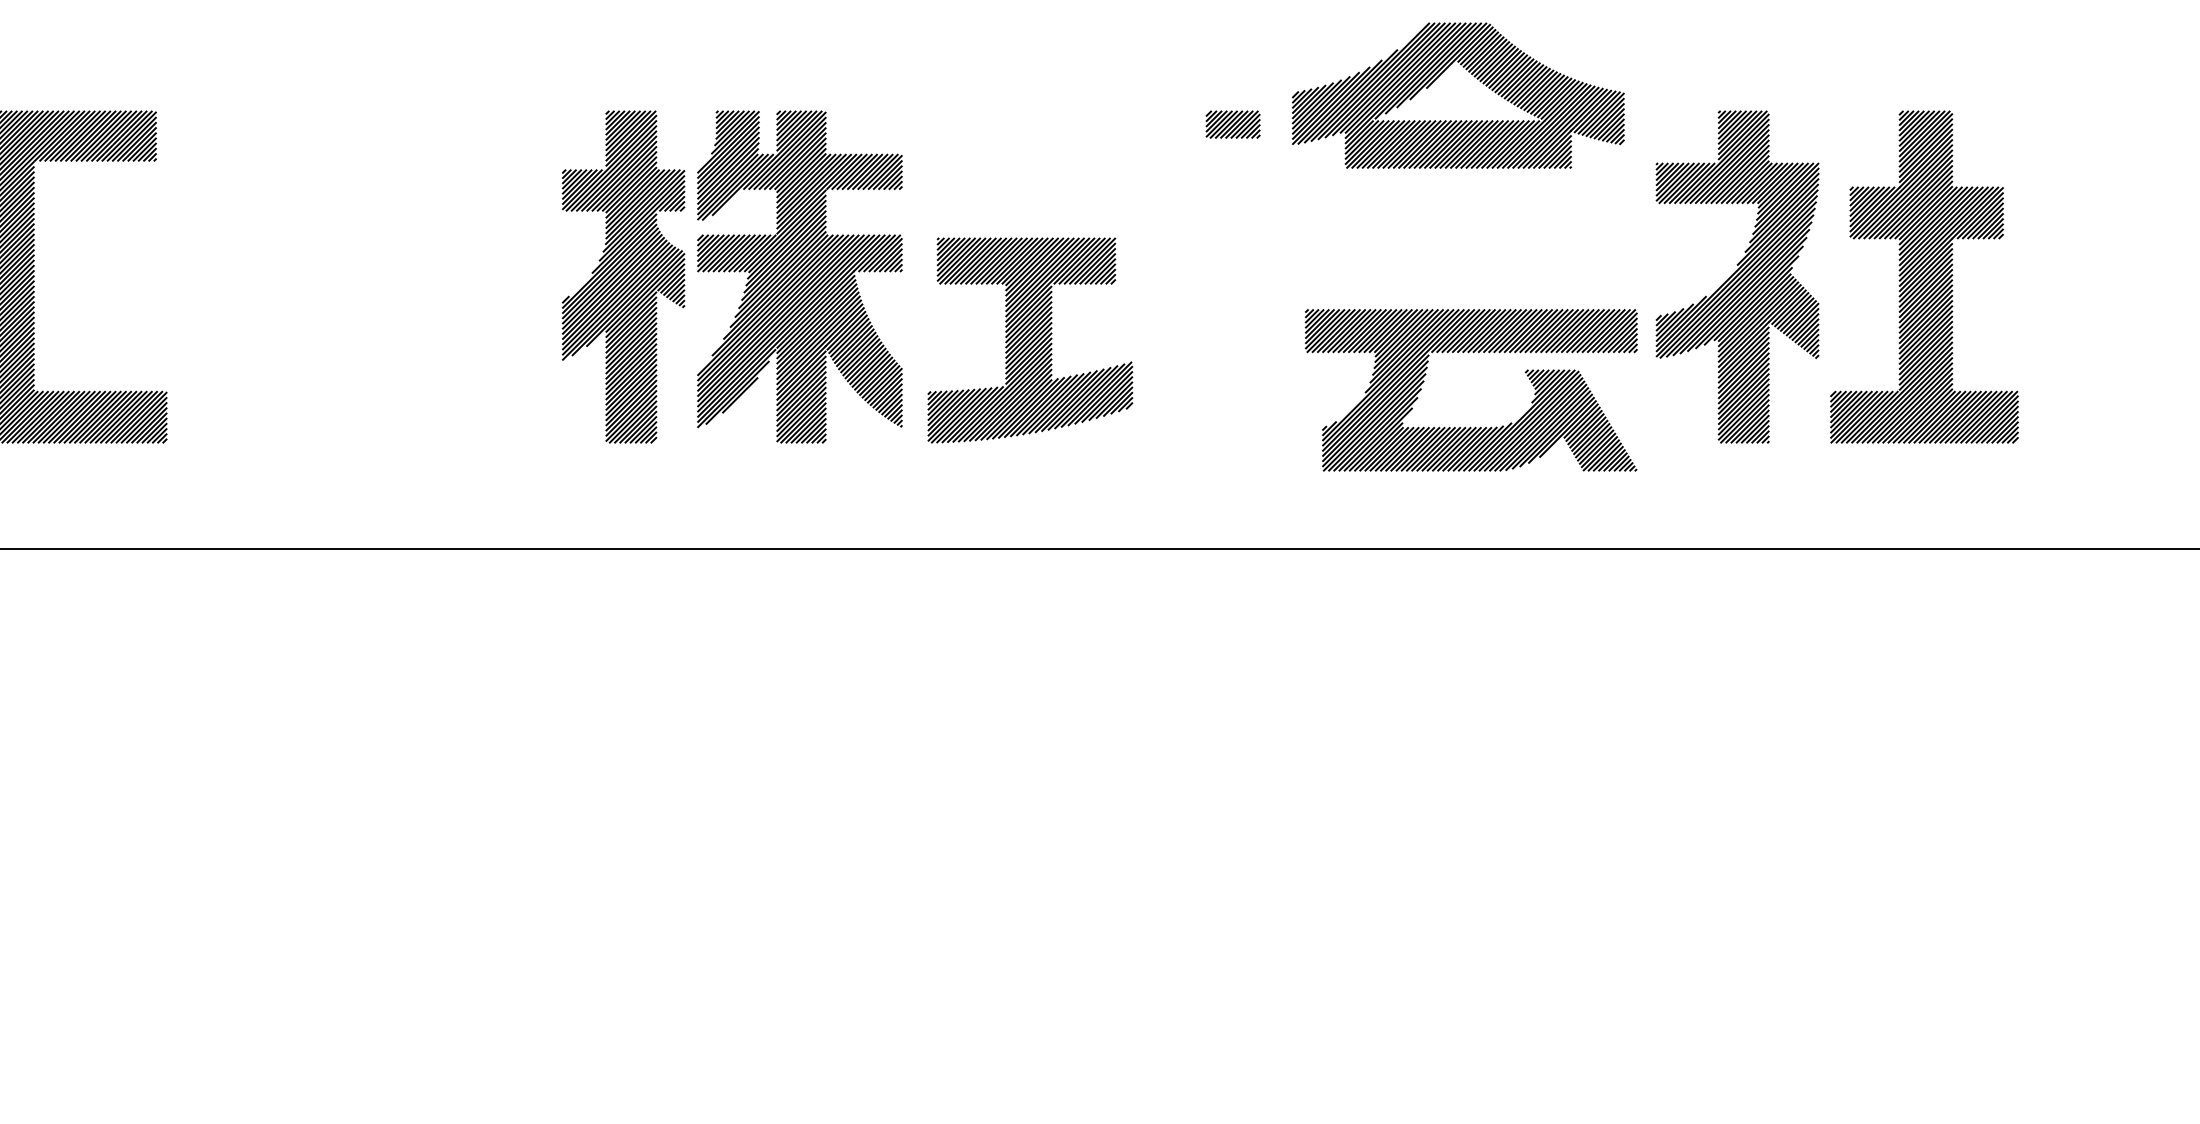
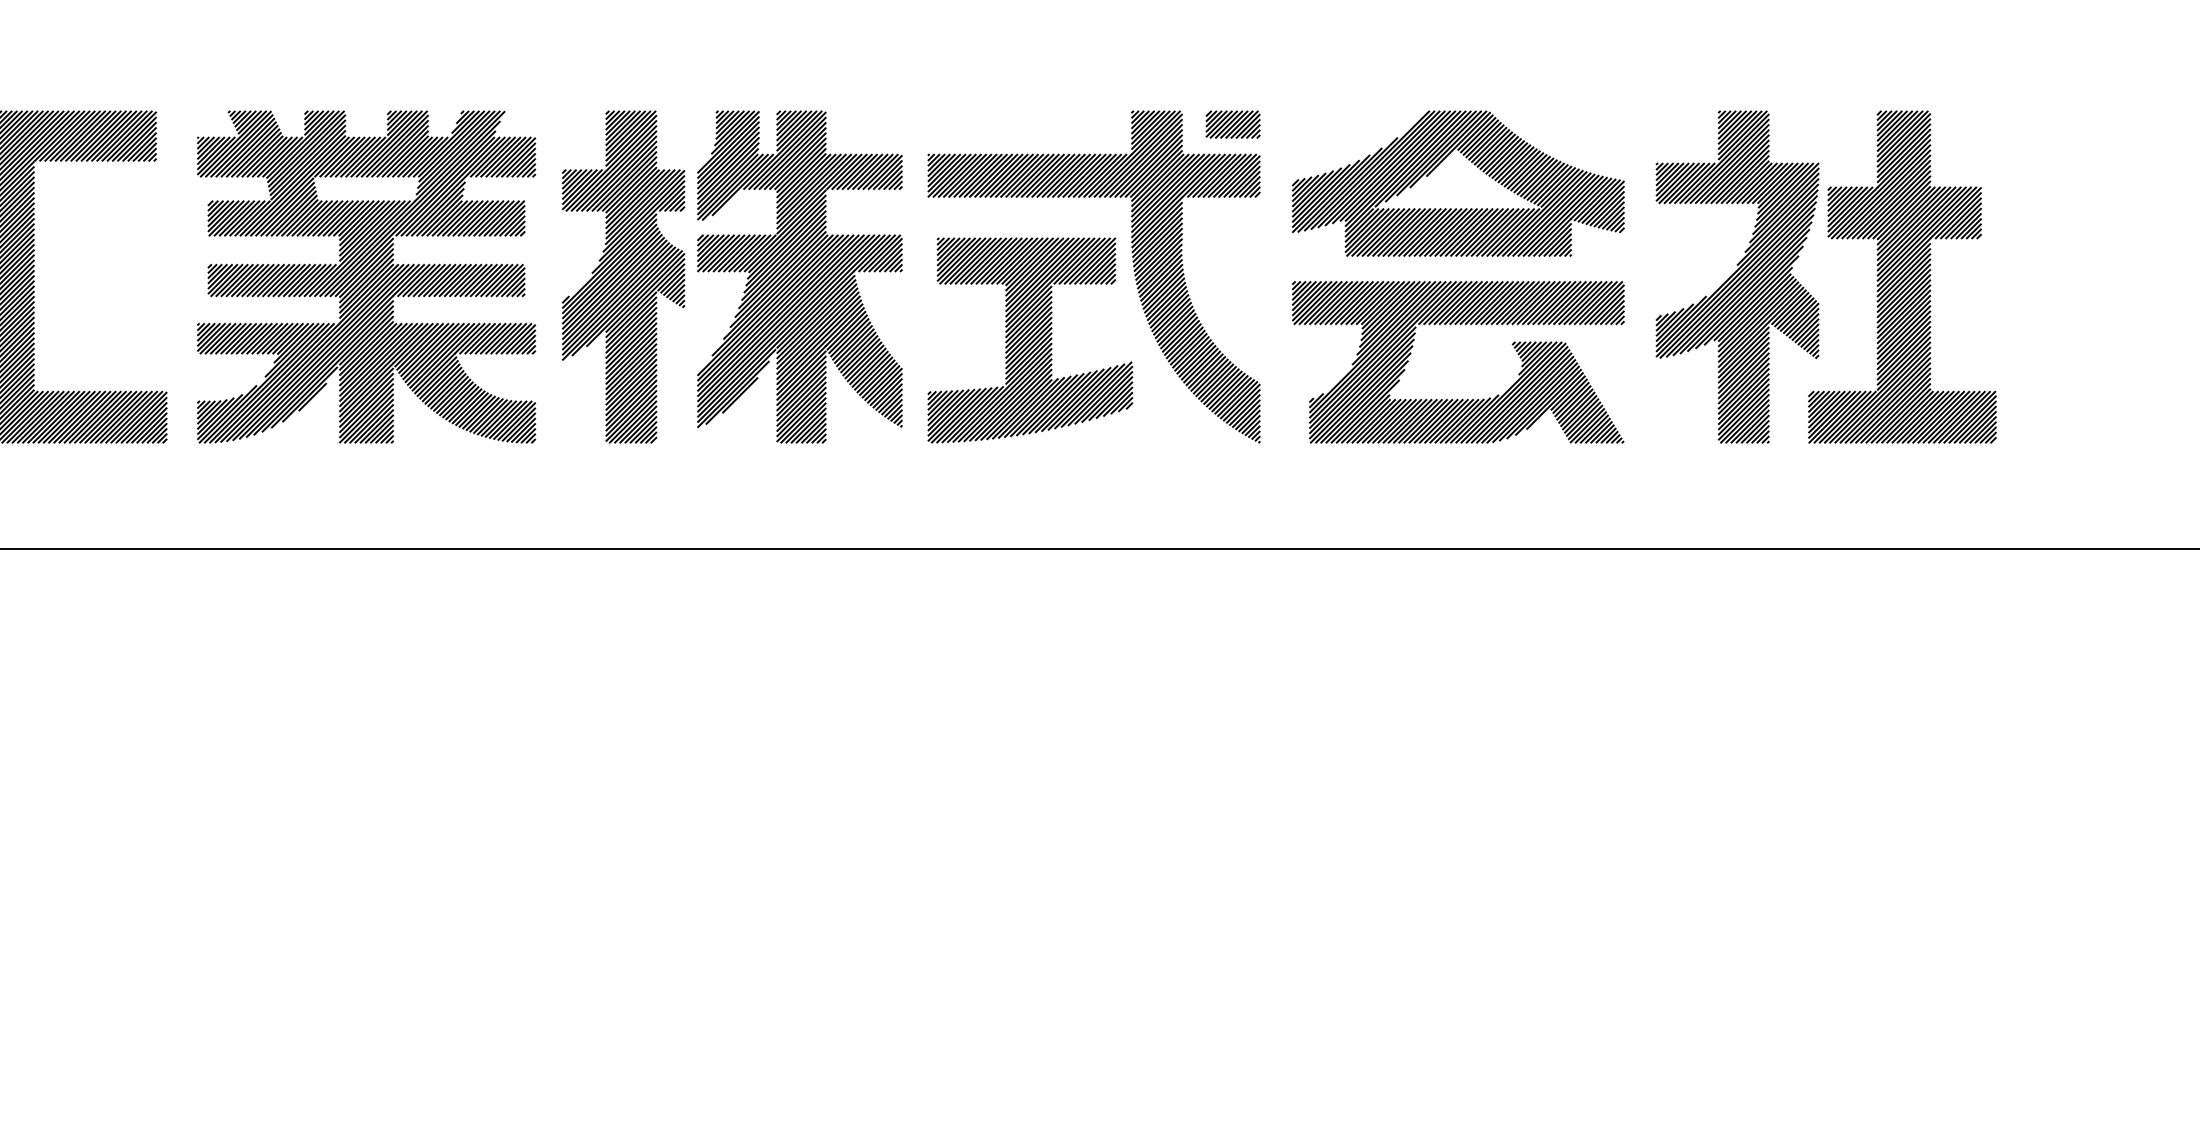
part position: (1474, 77) -> (1474, 165) (1474, 165)
part: none -> present (1133, 270)
part: none -> present (366, 276)
part position: (1924, 276) -> (1902, 276) (1902, 276)
part position: (1470, 426) -> (1457, 398) (1457, 398)
